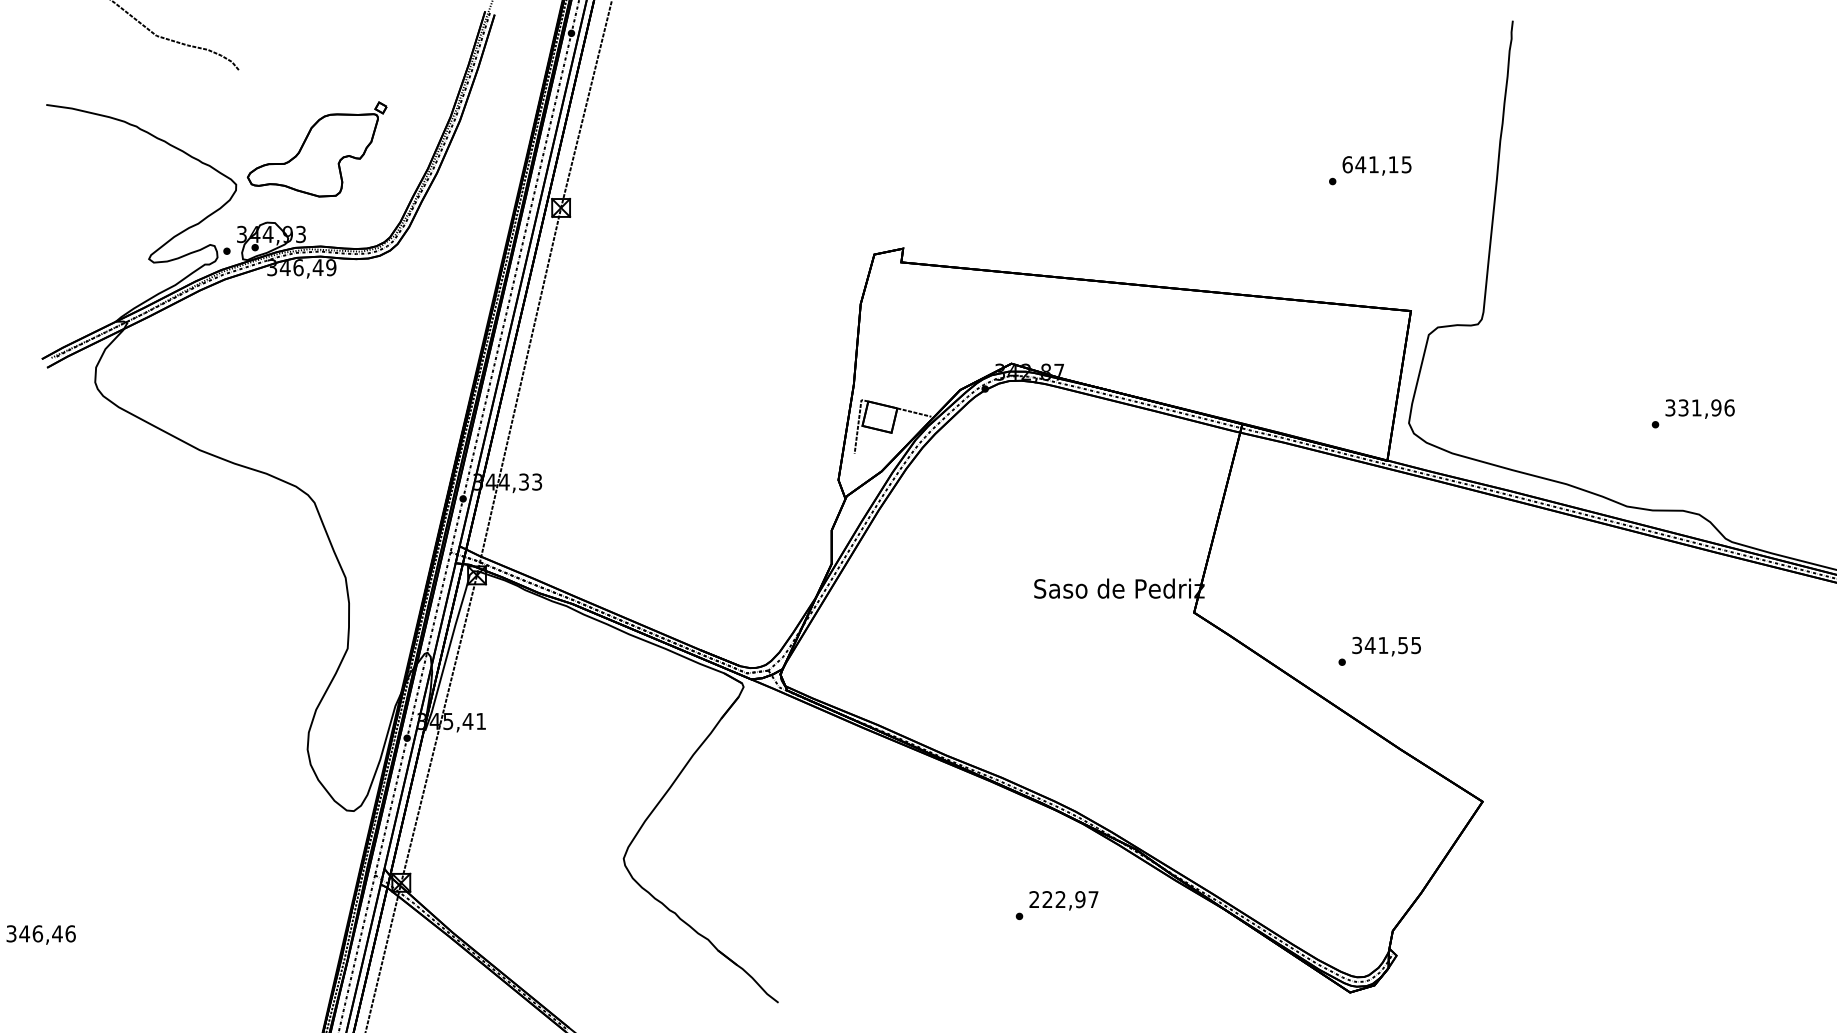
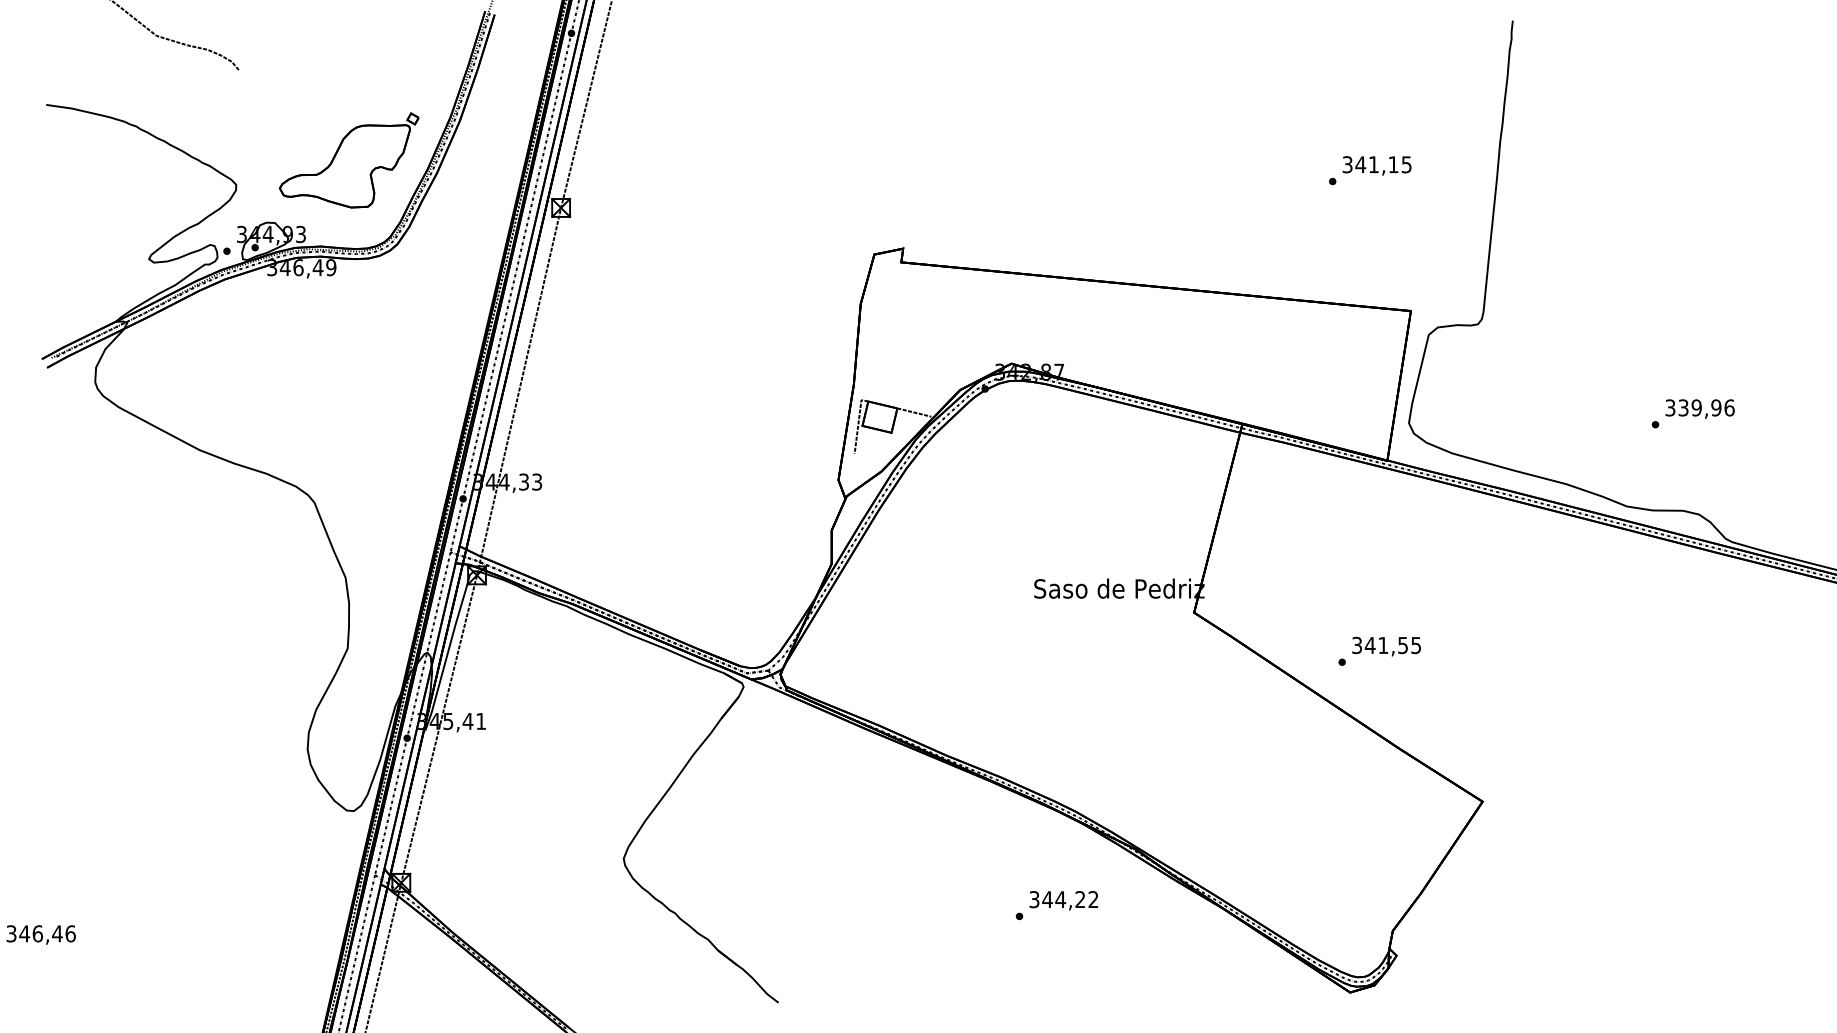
part position: (316, 149) -> (348, 160) (348, 160)
text: 641,15 -> 341,15 (1347, 164)
text: 331,96 -> 339,96 (1696, 407)
text: 222,97 -> 344,22 (1063, 899)
